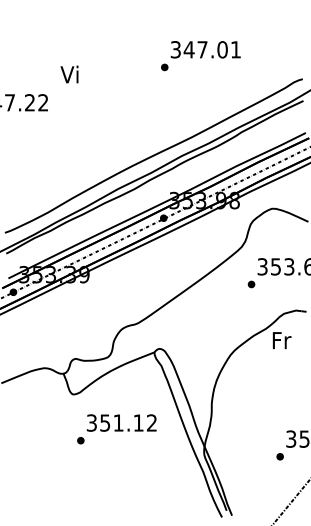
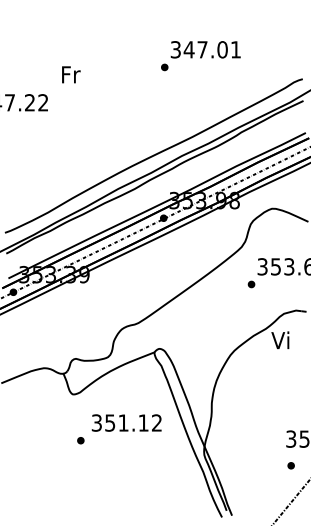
text: Vi -> Fr (70, 74)
text: Fr -> Vi (281, 340)
text position: (121, 422) -> (126, 422) (126, 422)
part position: (279, 456) -> (290, 465) (290, 465)
